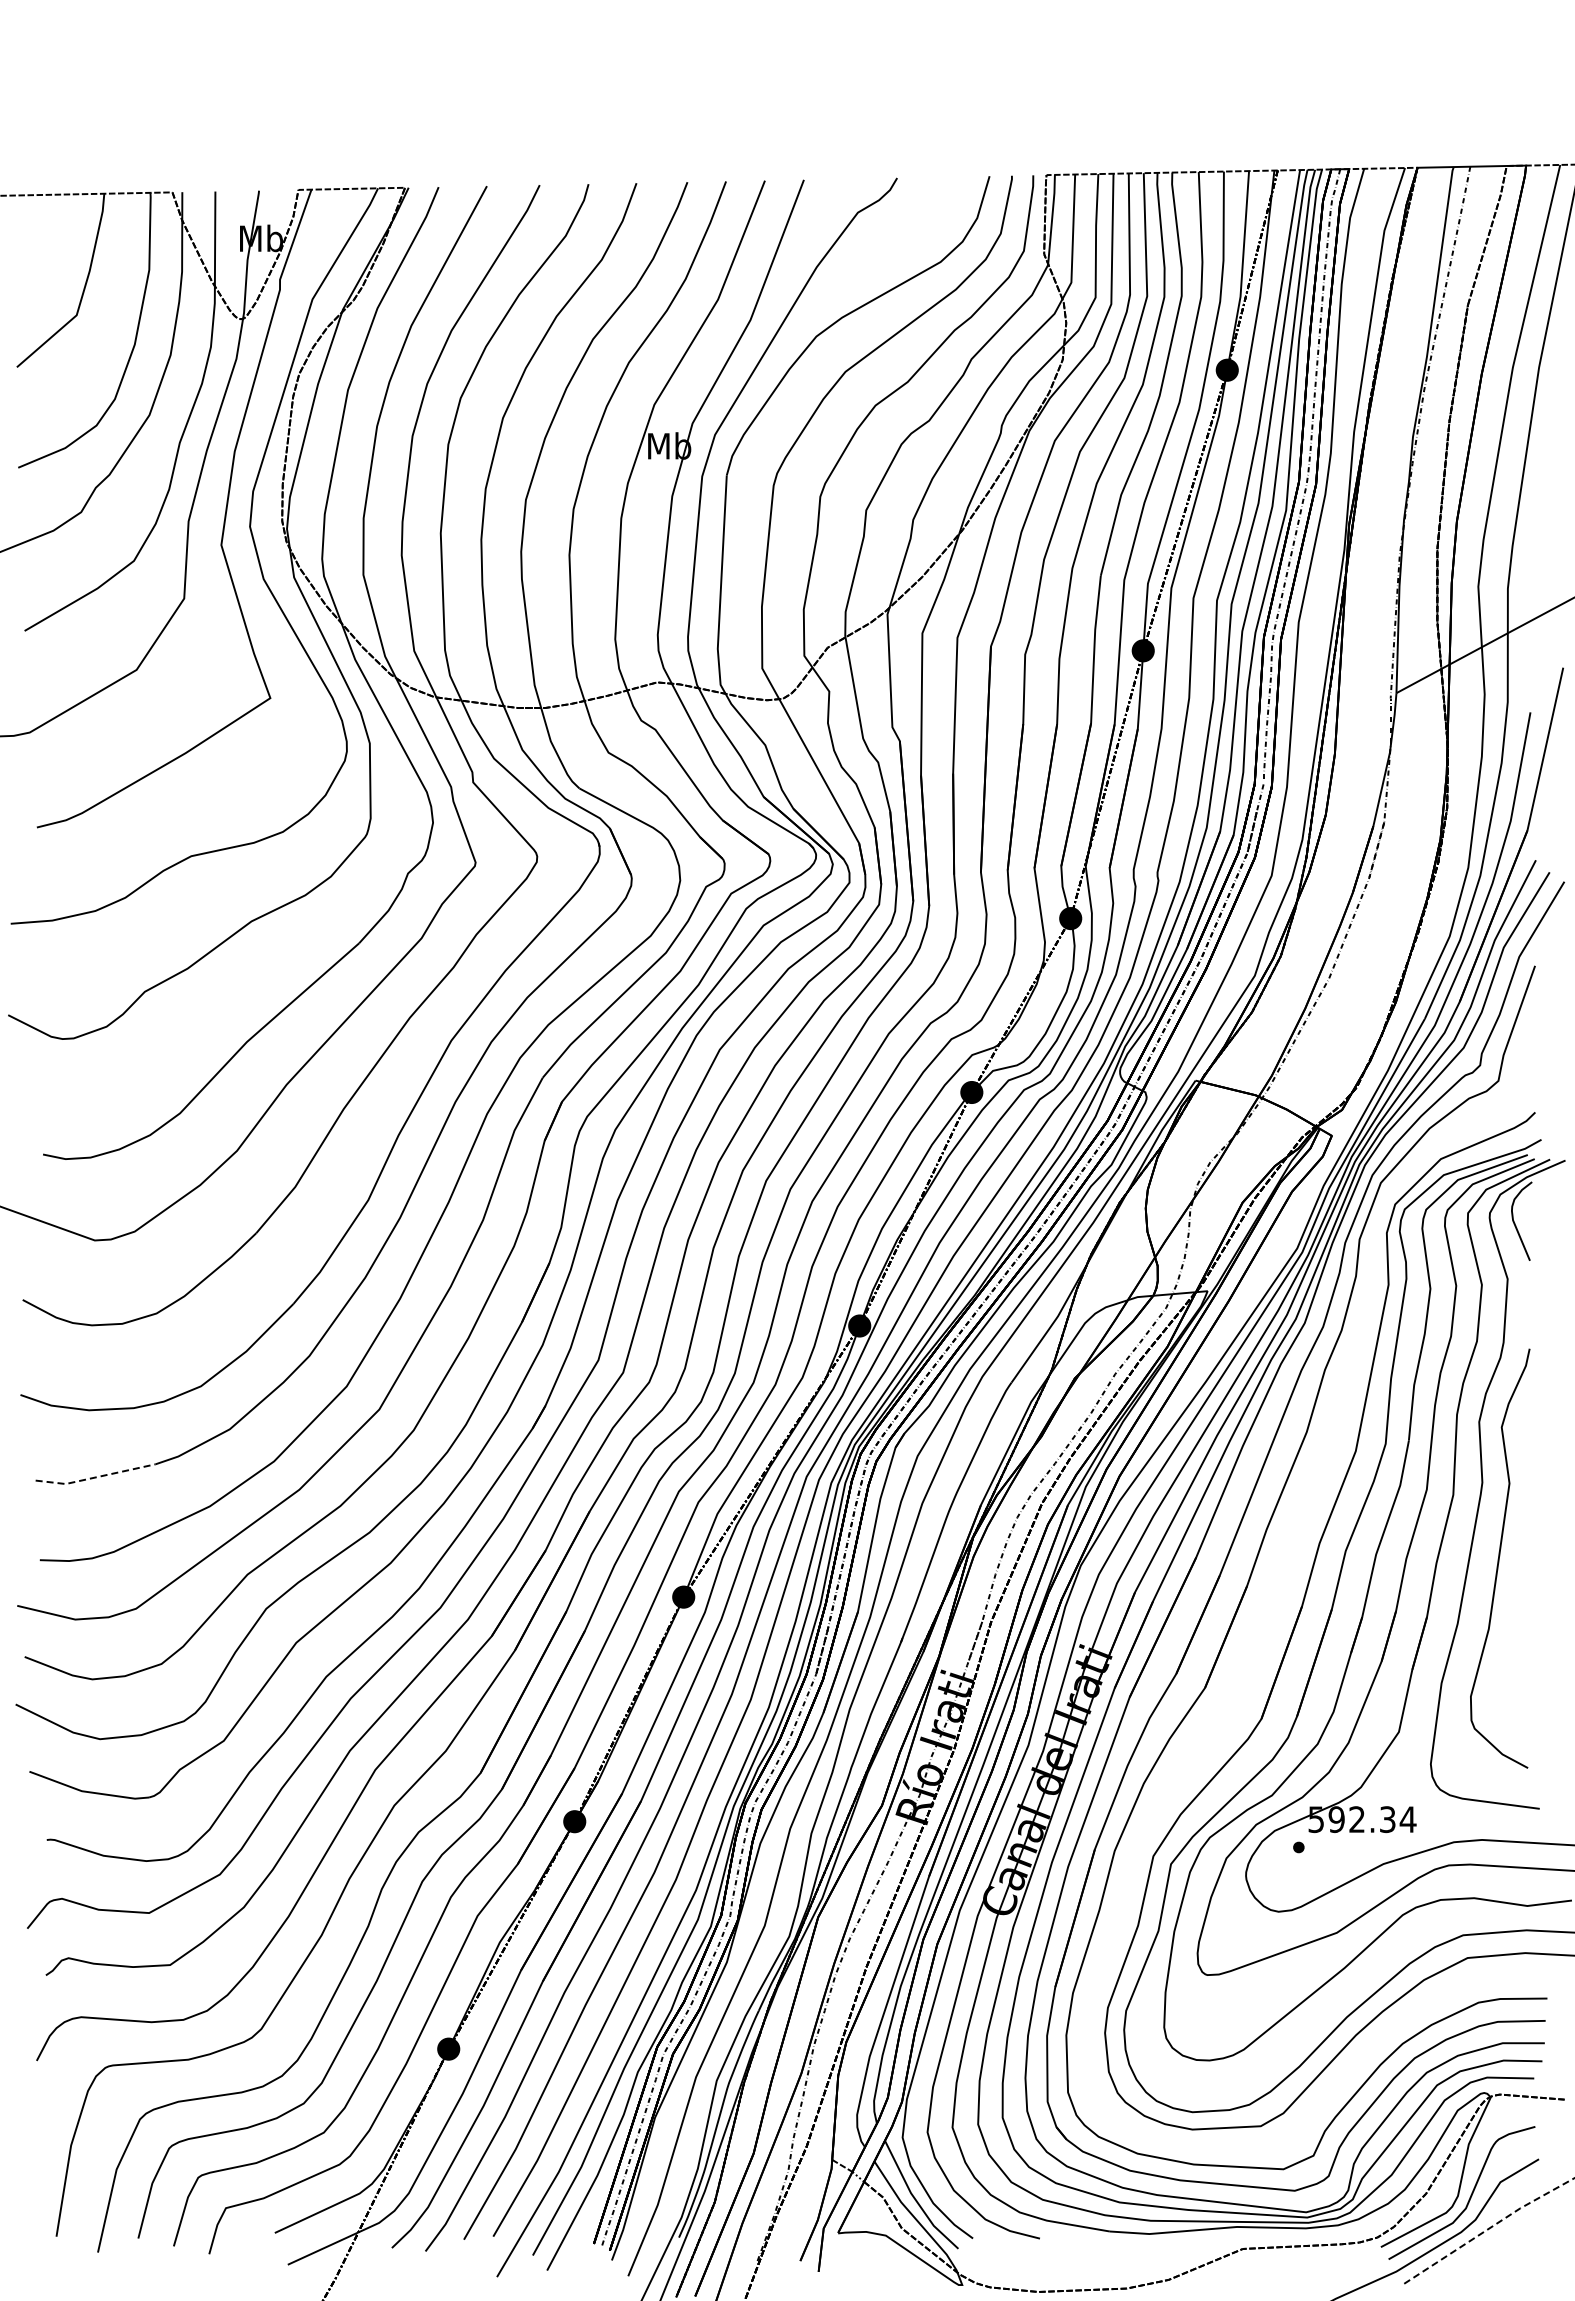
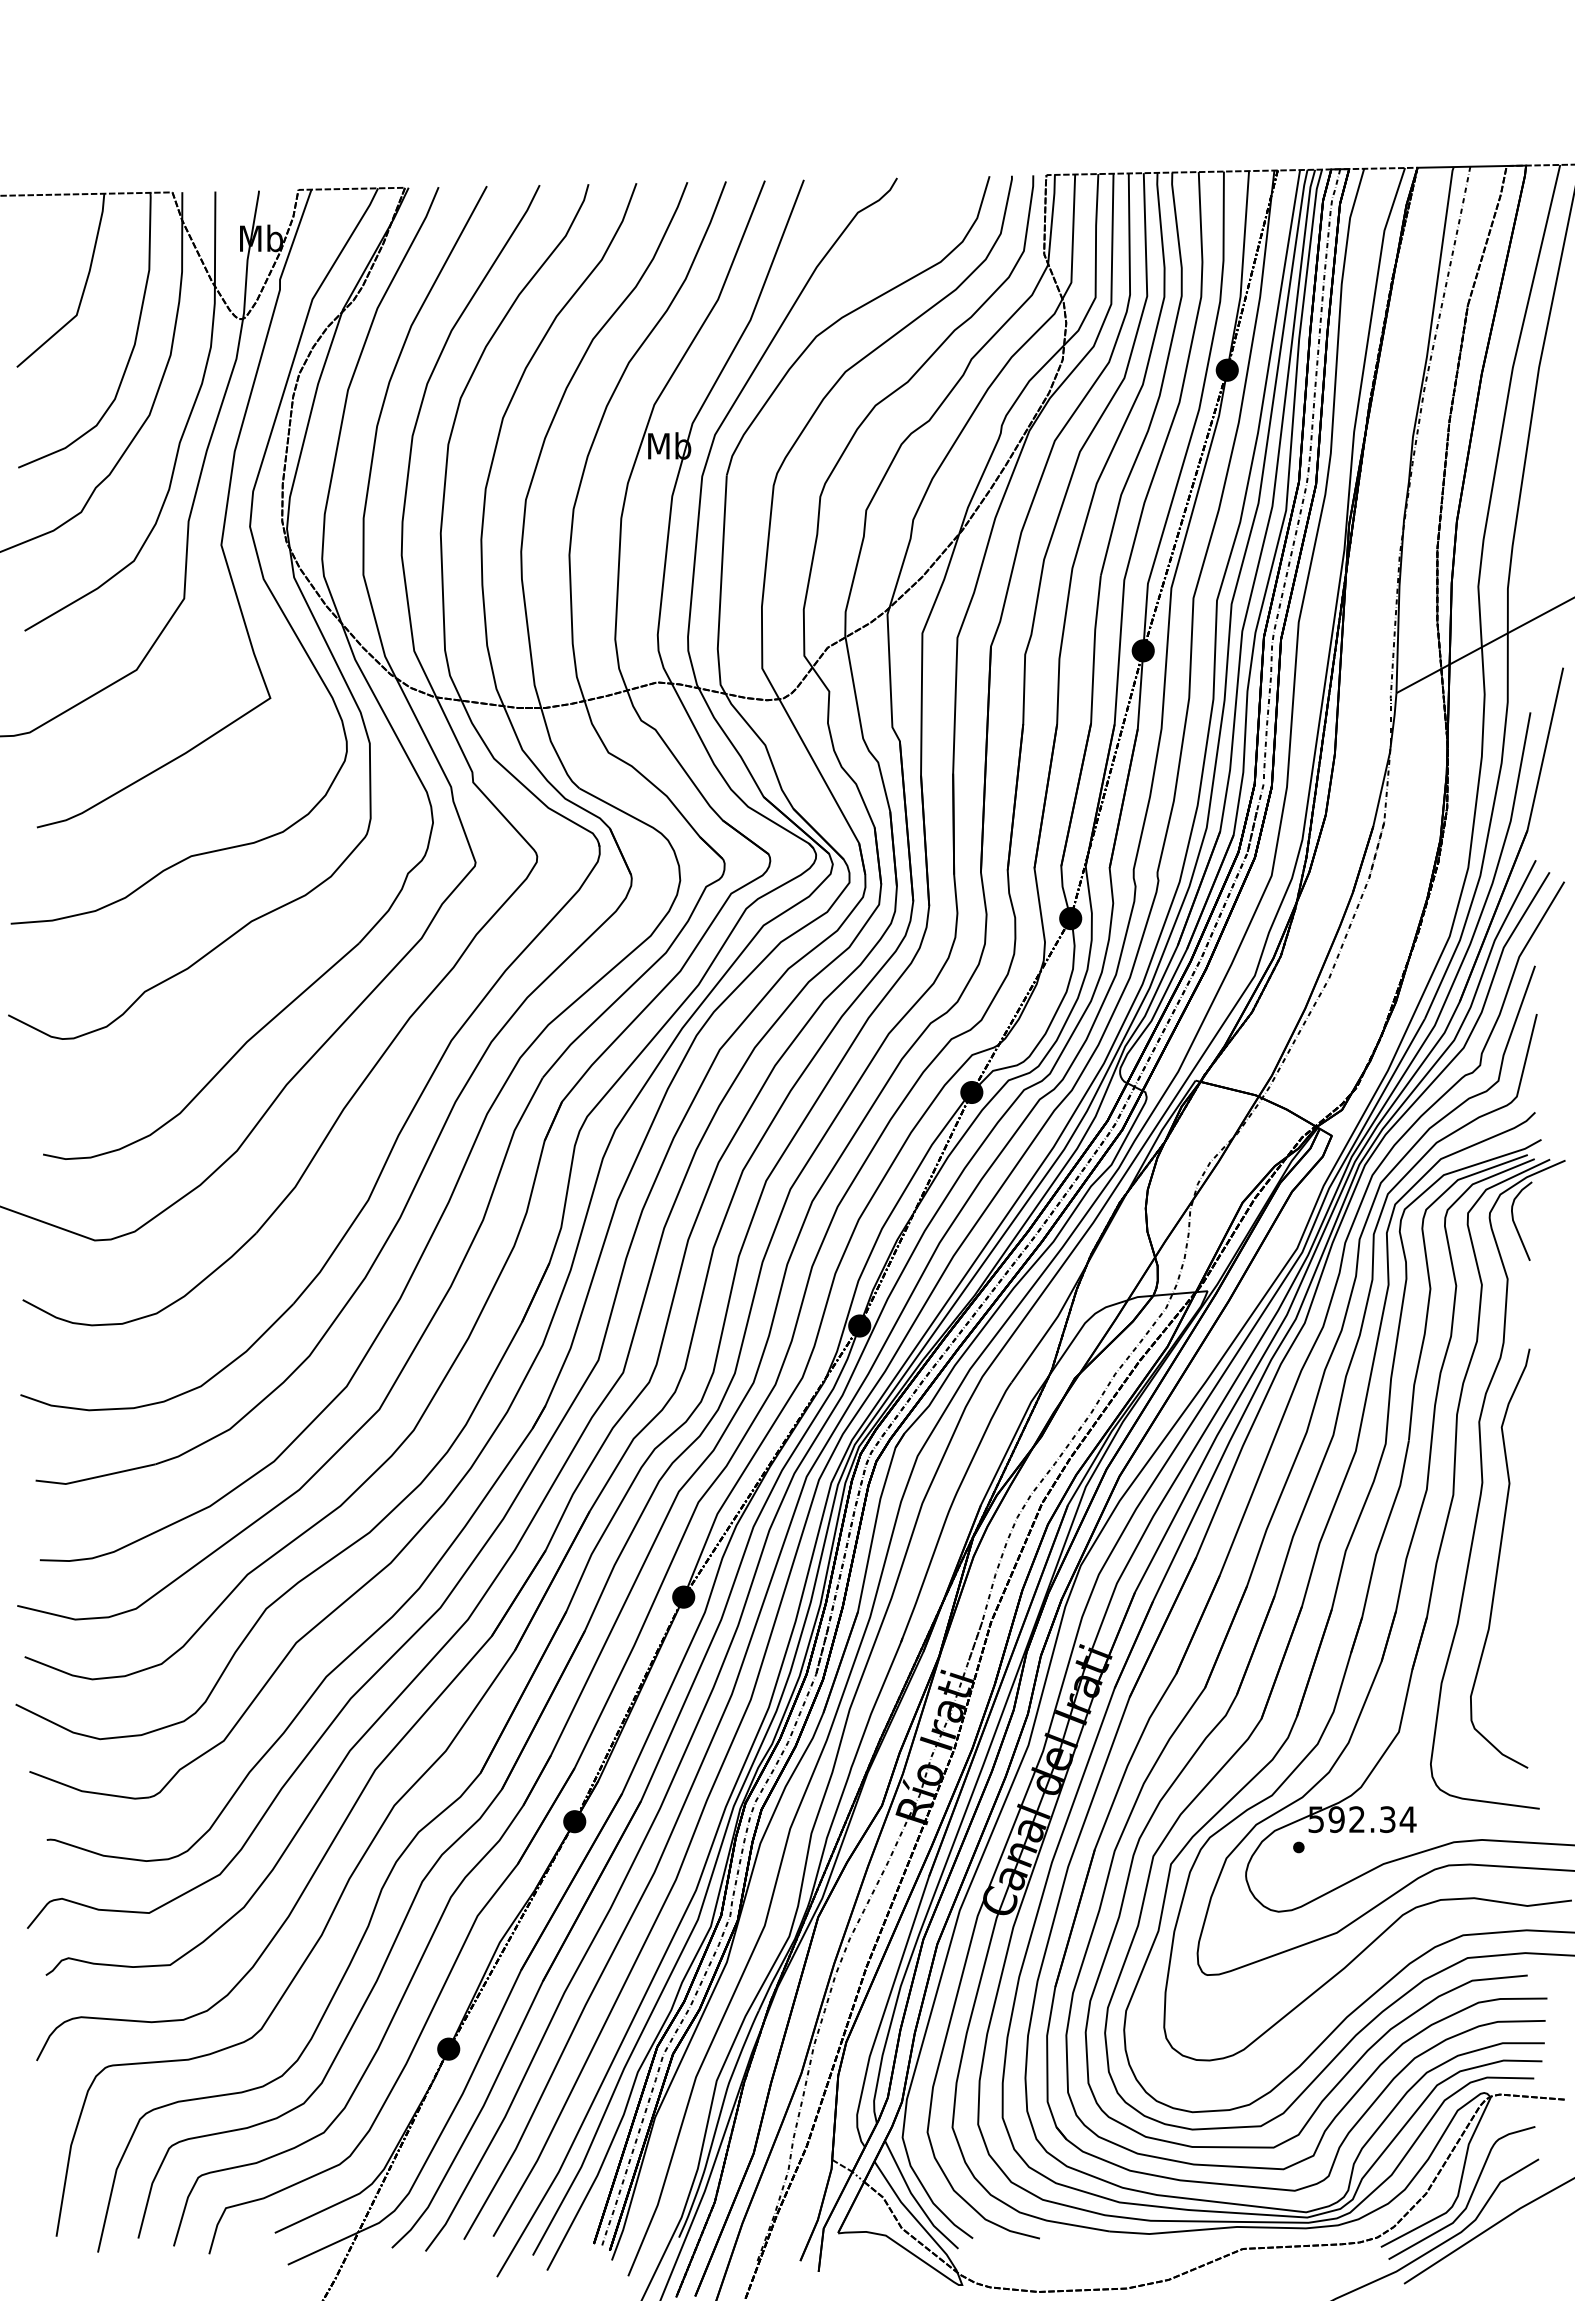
line: dashed -> solid (95, 1477)
part: none -> present (1283, 1571)
line: dashed -> solid (1488, 2229)
